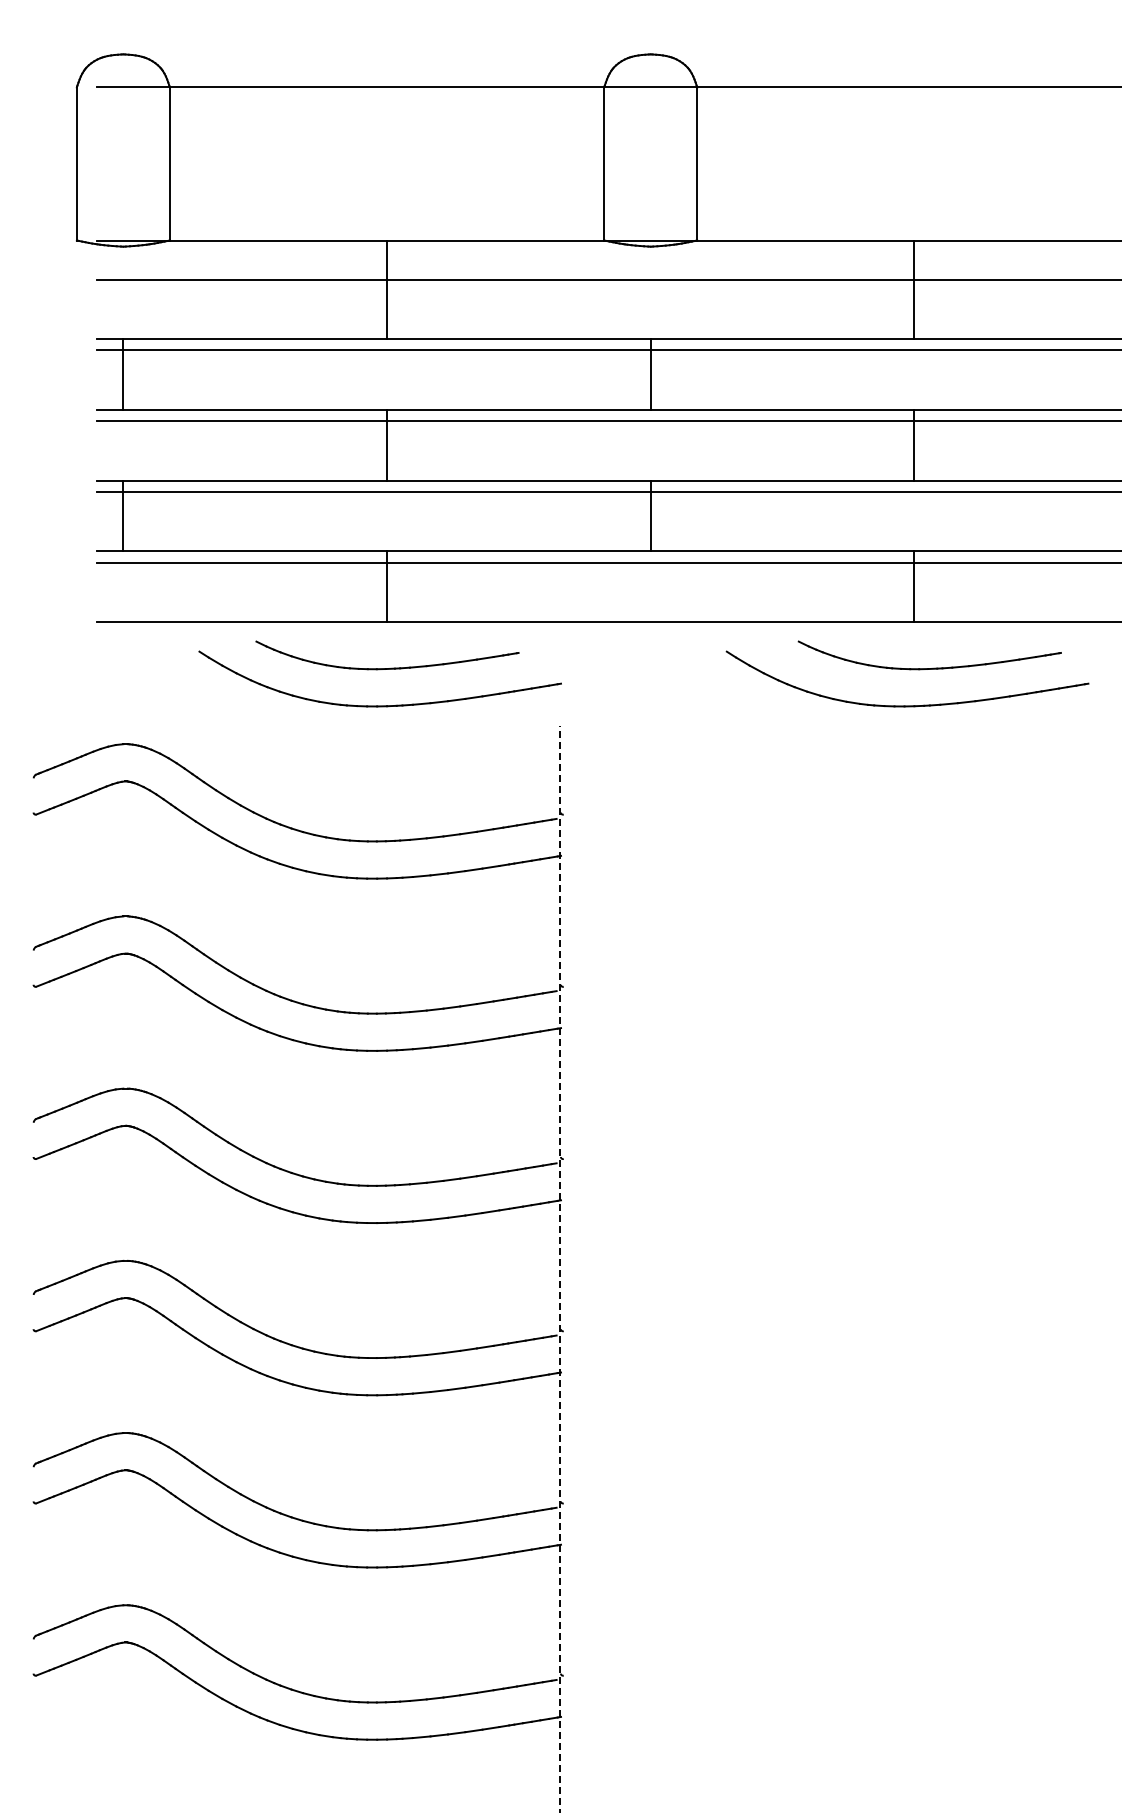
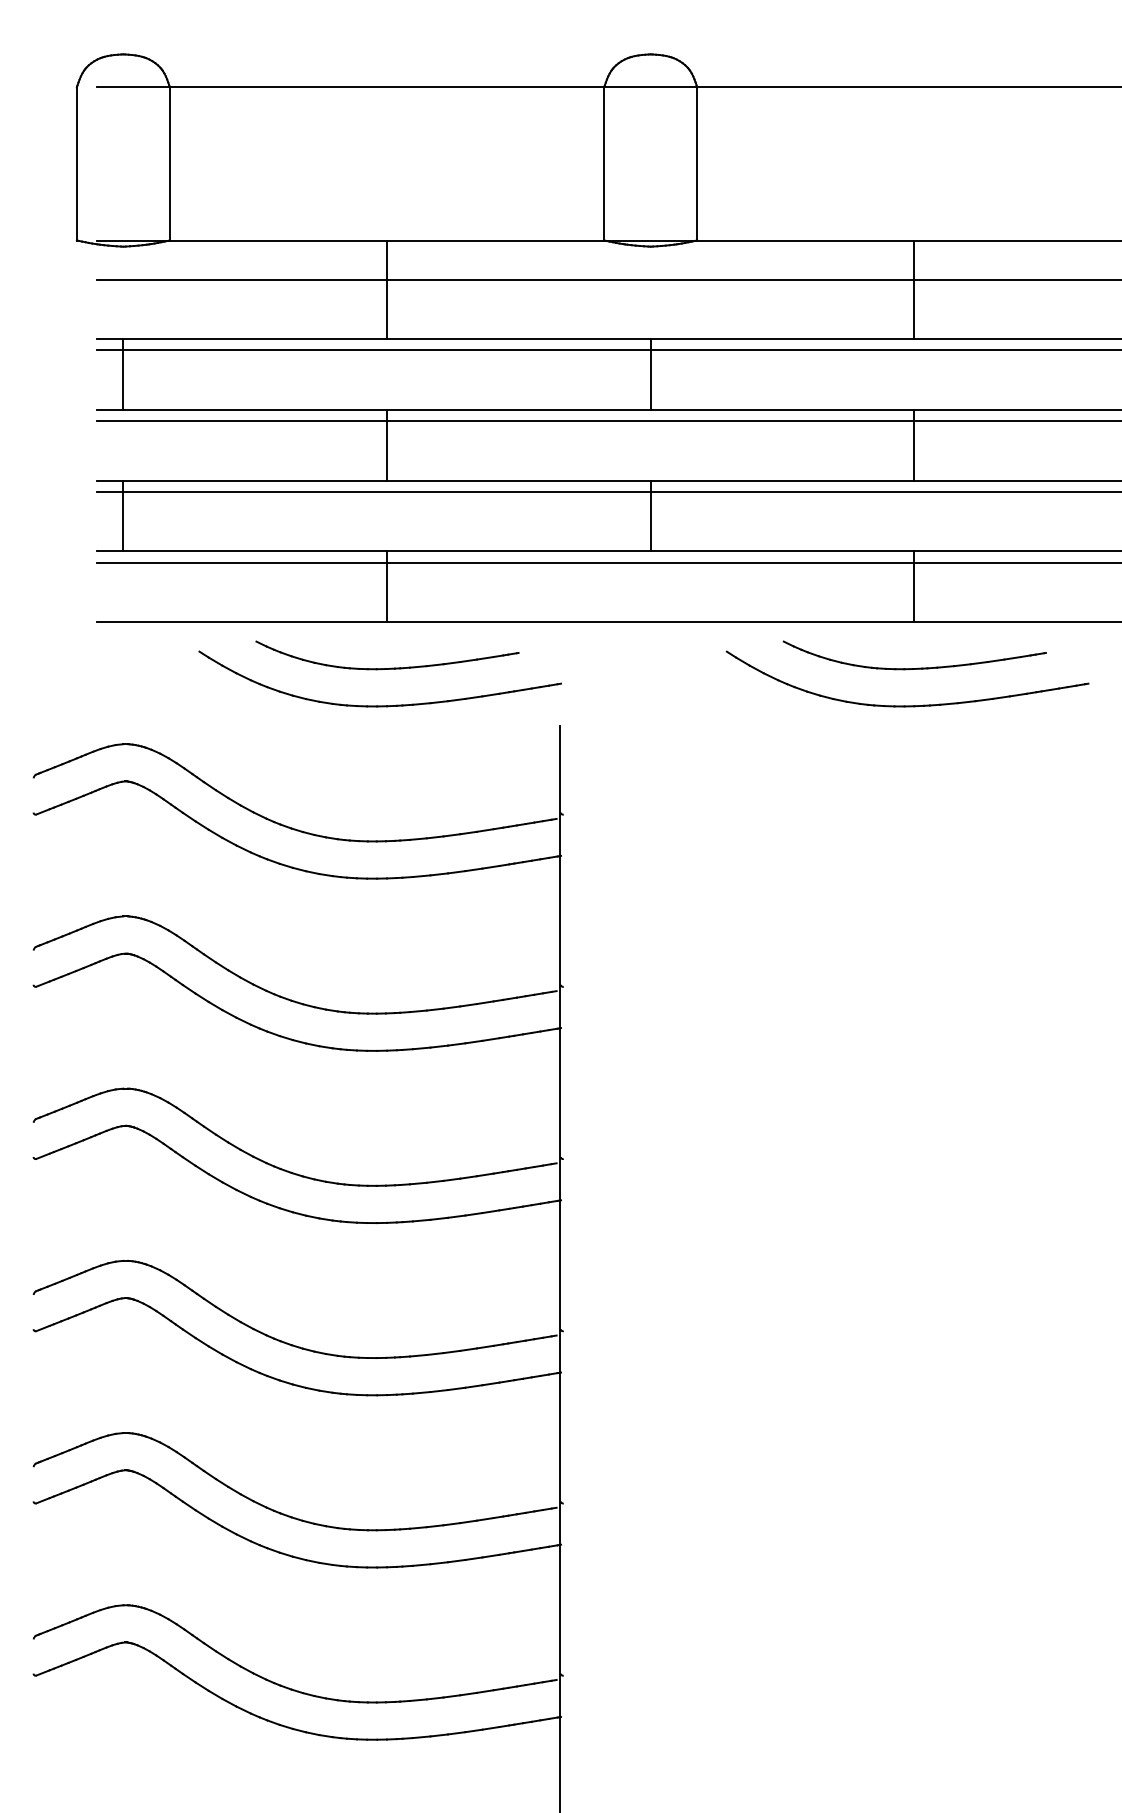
part position: (933, 667) -> (918, 667) (918, 667)
line: dashed -> solid (559, 1268)
